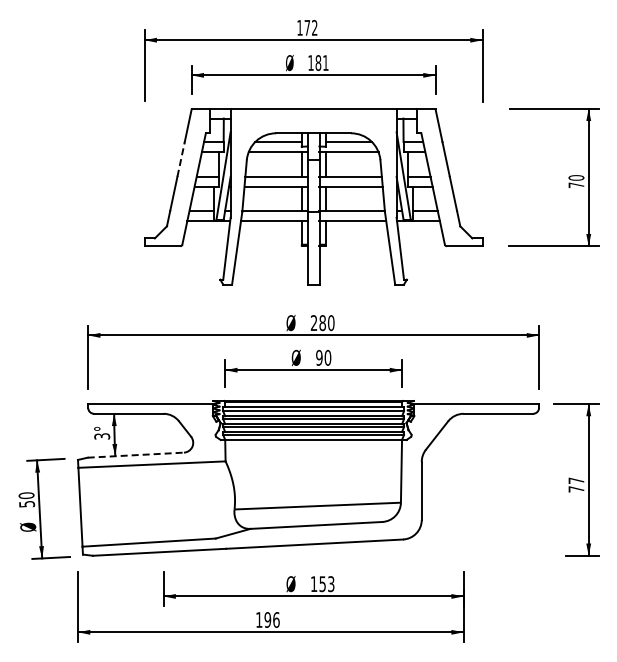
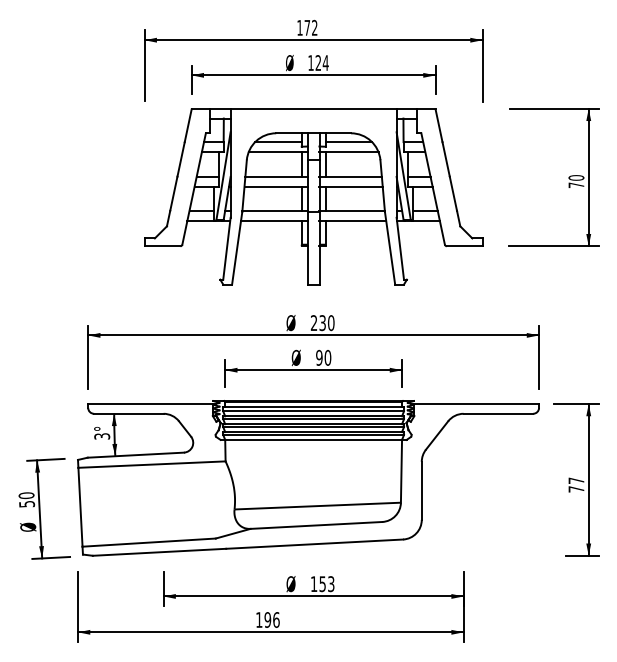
text: 181 -> 124 (321, 63)
line: dashed -> solid (181, 159)
text: 280 -> 230 (322, 323)
line: dashed -> solid (136, 455)
